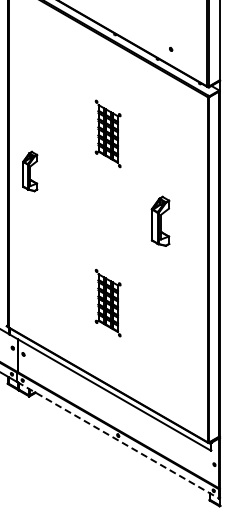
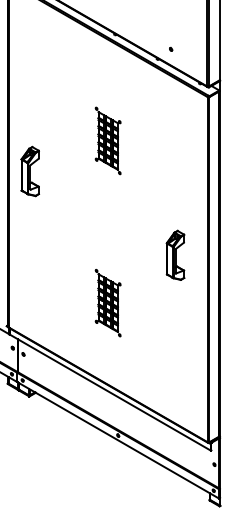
part position: (107, 133) -> (107, 140) (107, 140)
part size: 17x43 px -> 20x53 px (29, 171)
part position: (160, 220) -> (175, 254) (175, 254)
line: dashed -> solid (118, 440)
